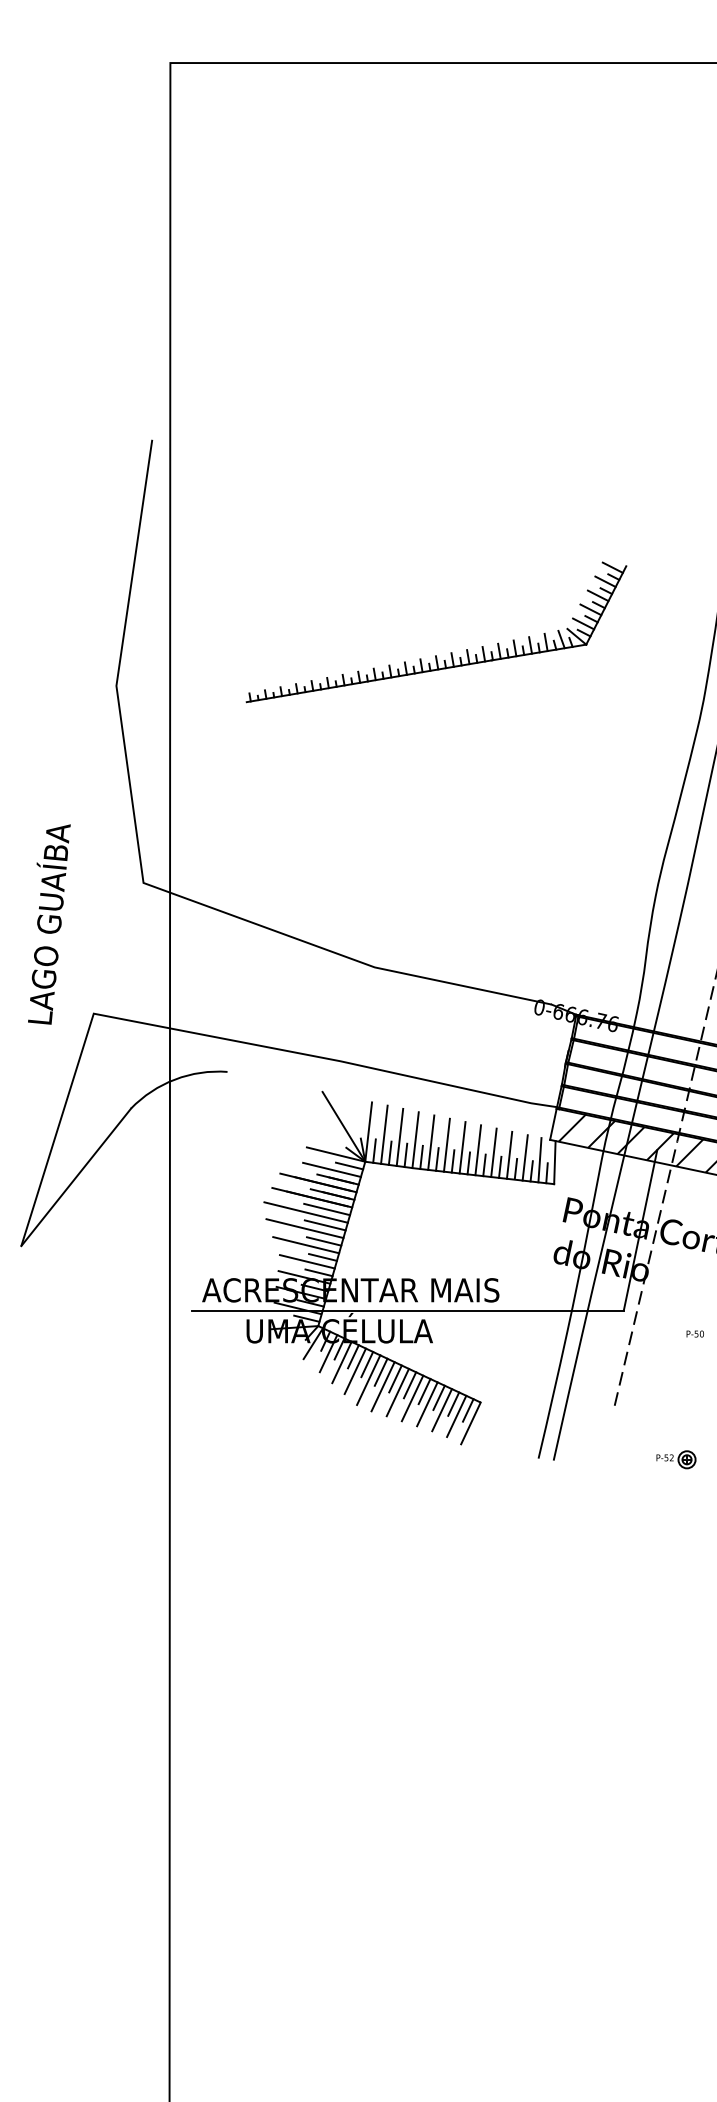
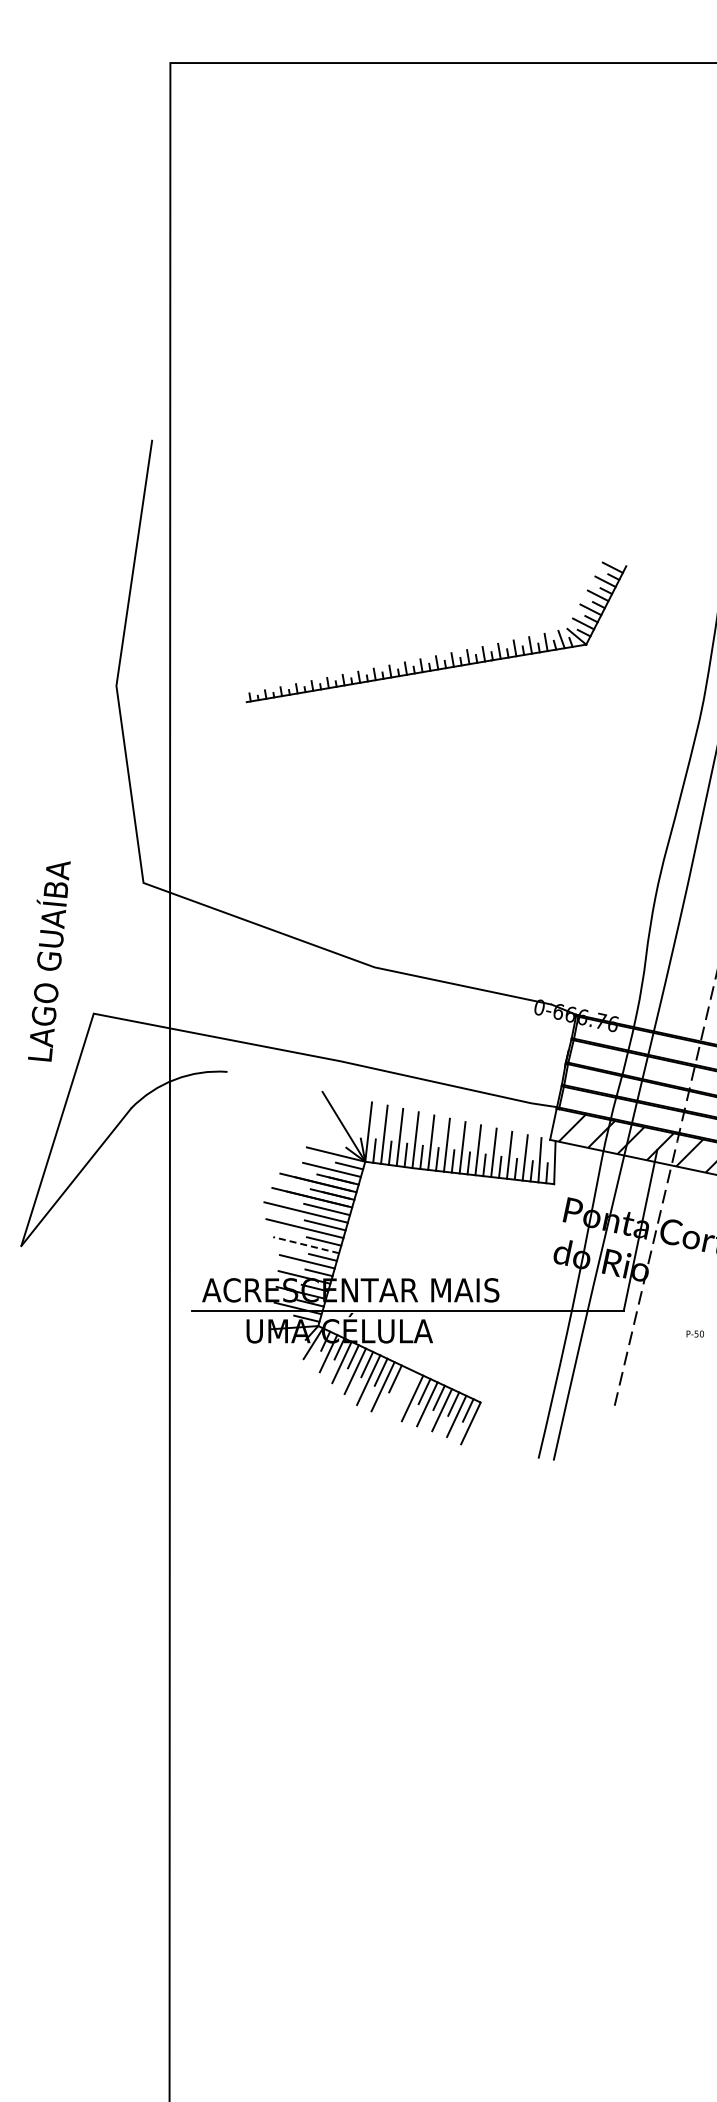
text position: (49, 924) -> (49, 961) (49, 961)
line: solid -> dashed (306, 1245)
line: present -> none (409, 1385)
line: present -> none (397, 1392)
part: present -> none (676, 1459)
